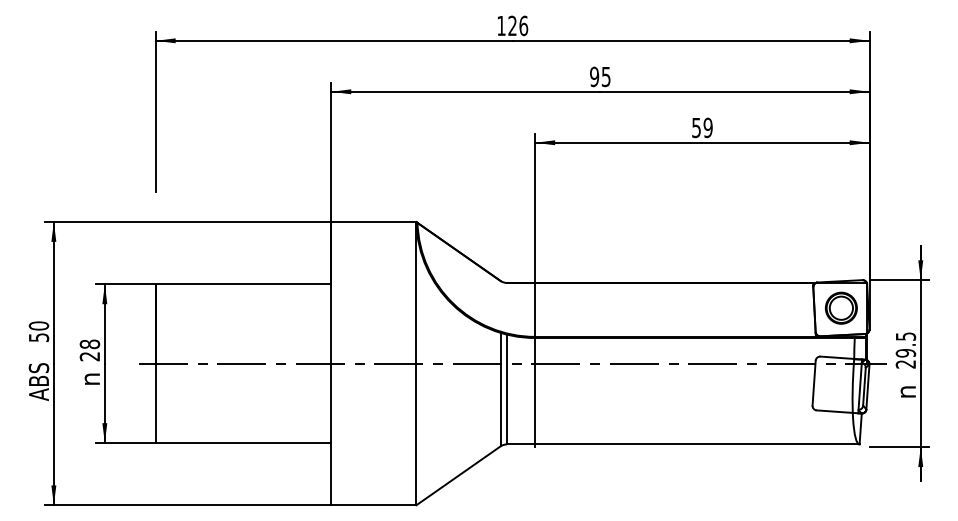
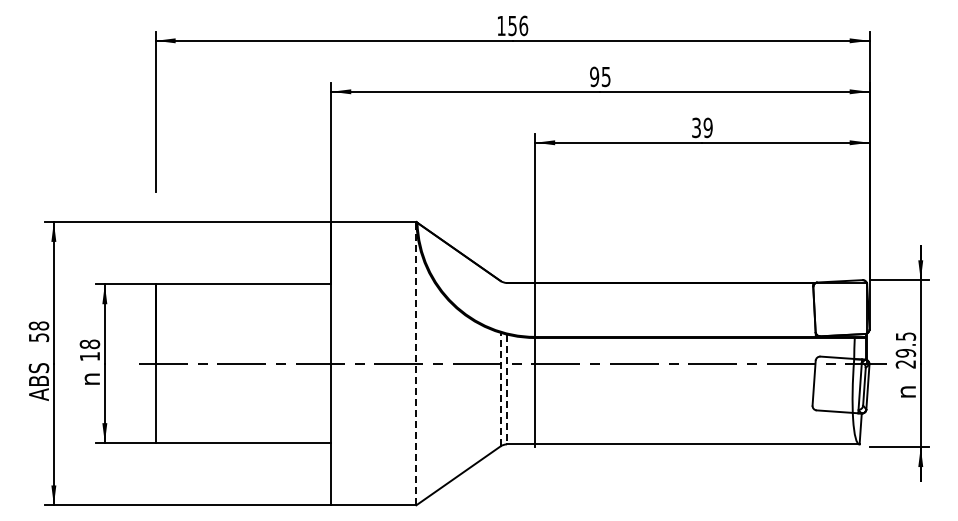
text: 126 -> 156 (512, 25)
text: 59 -> 39 (696, 127)
part: present -> none (840, 307)
text: 50 -> 58 (38, 325)
text: 28 -> 18 (89, 356)
line: solid -> dashed (416, 363)
line: solid -> dashed (500, 389)
line: solid -> dashed (507, 389)
